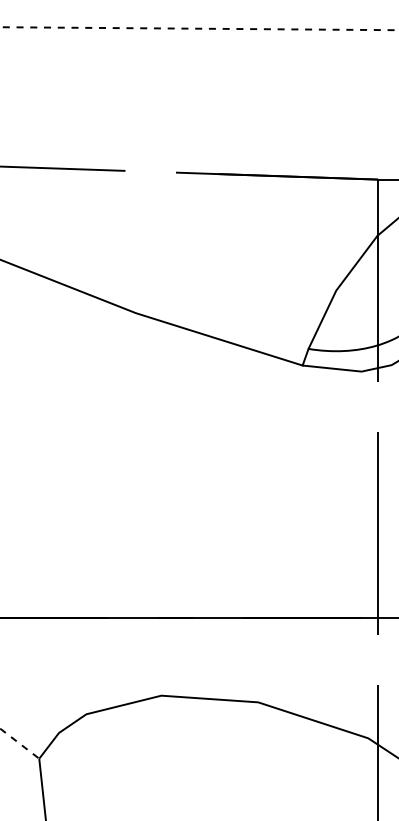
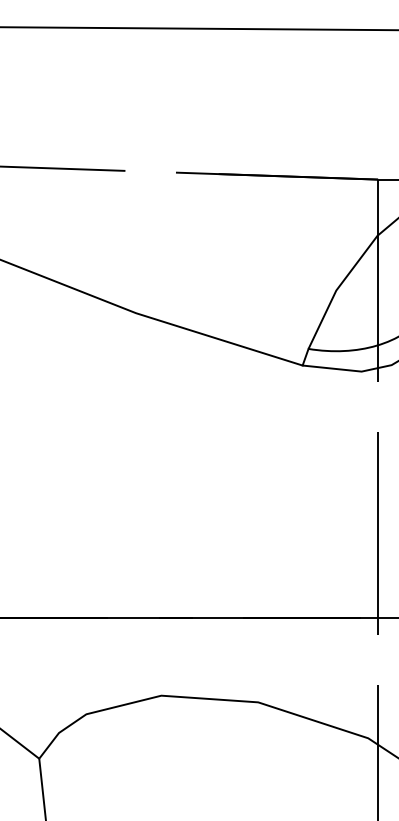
line: dashed -> solid (199, 28)
line: dashed -> solid (19, 743)
